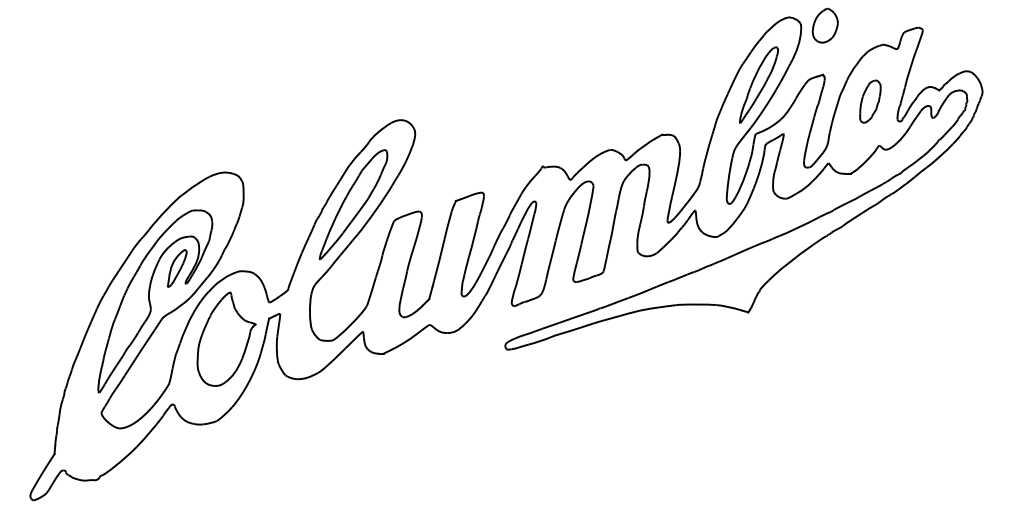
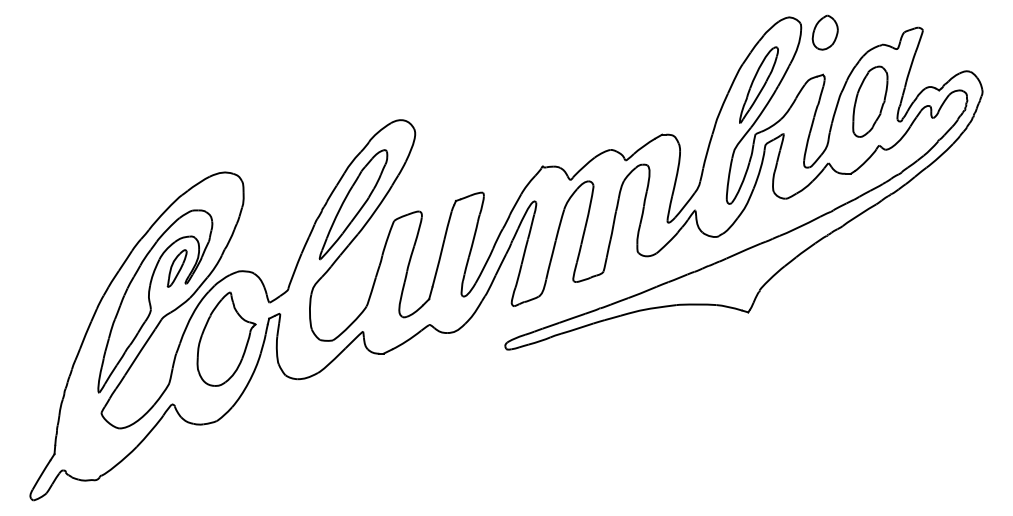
part position: (824, 25) -> (824, 32) (824, 32)
part size: 23x45 px -> 37x73 px (870, 101)
